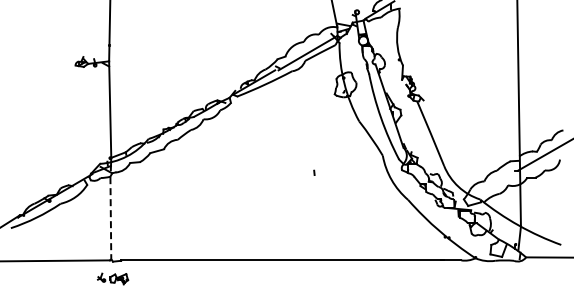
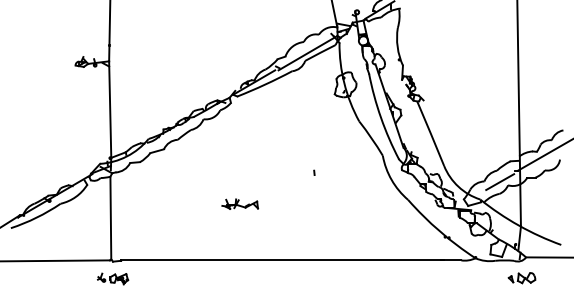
line: none -> present (500, 182)
part: none -> present (240, 203)
line: dashed -> solid (110, 218)
part: none -> present (521, 278)
